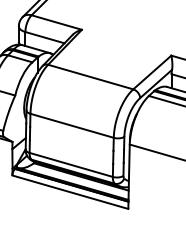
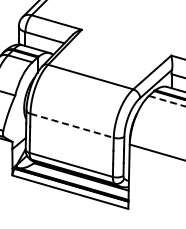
line: solid -> dashed (167, 101)
line: solid -> dashed (72, 125)
